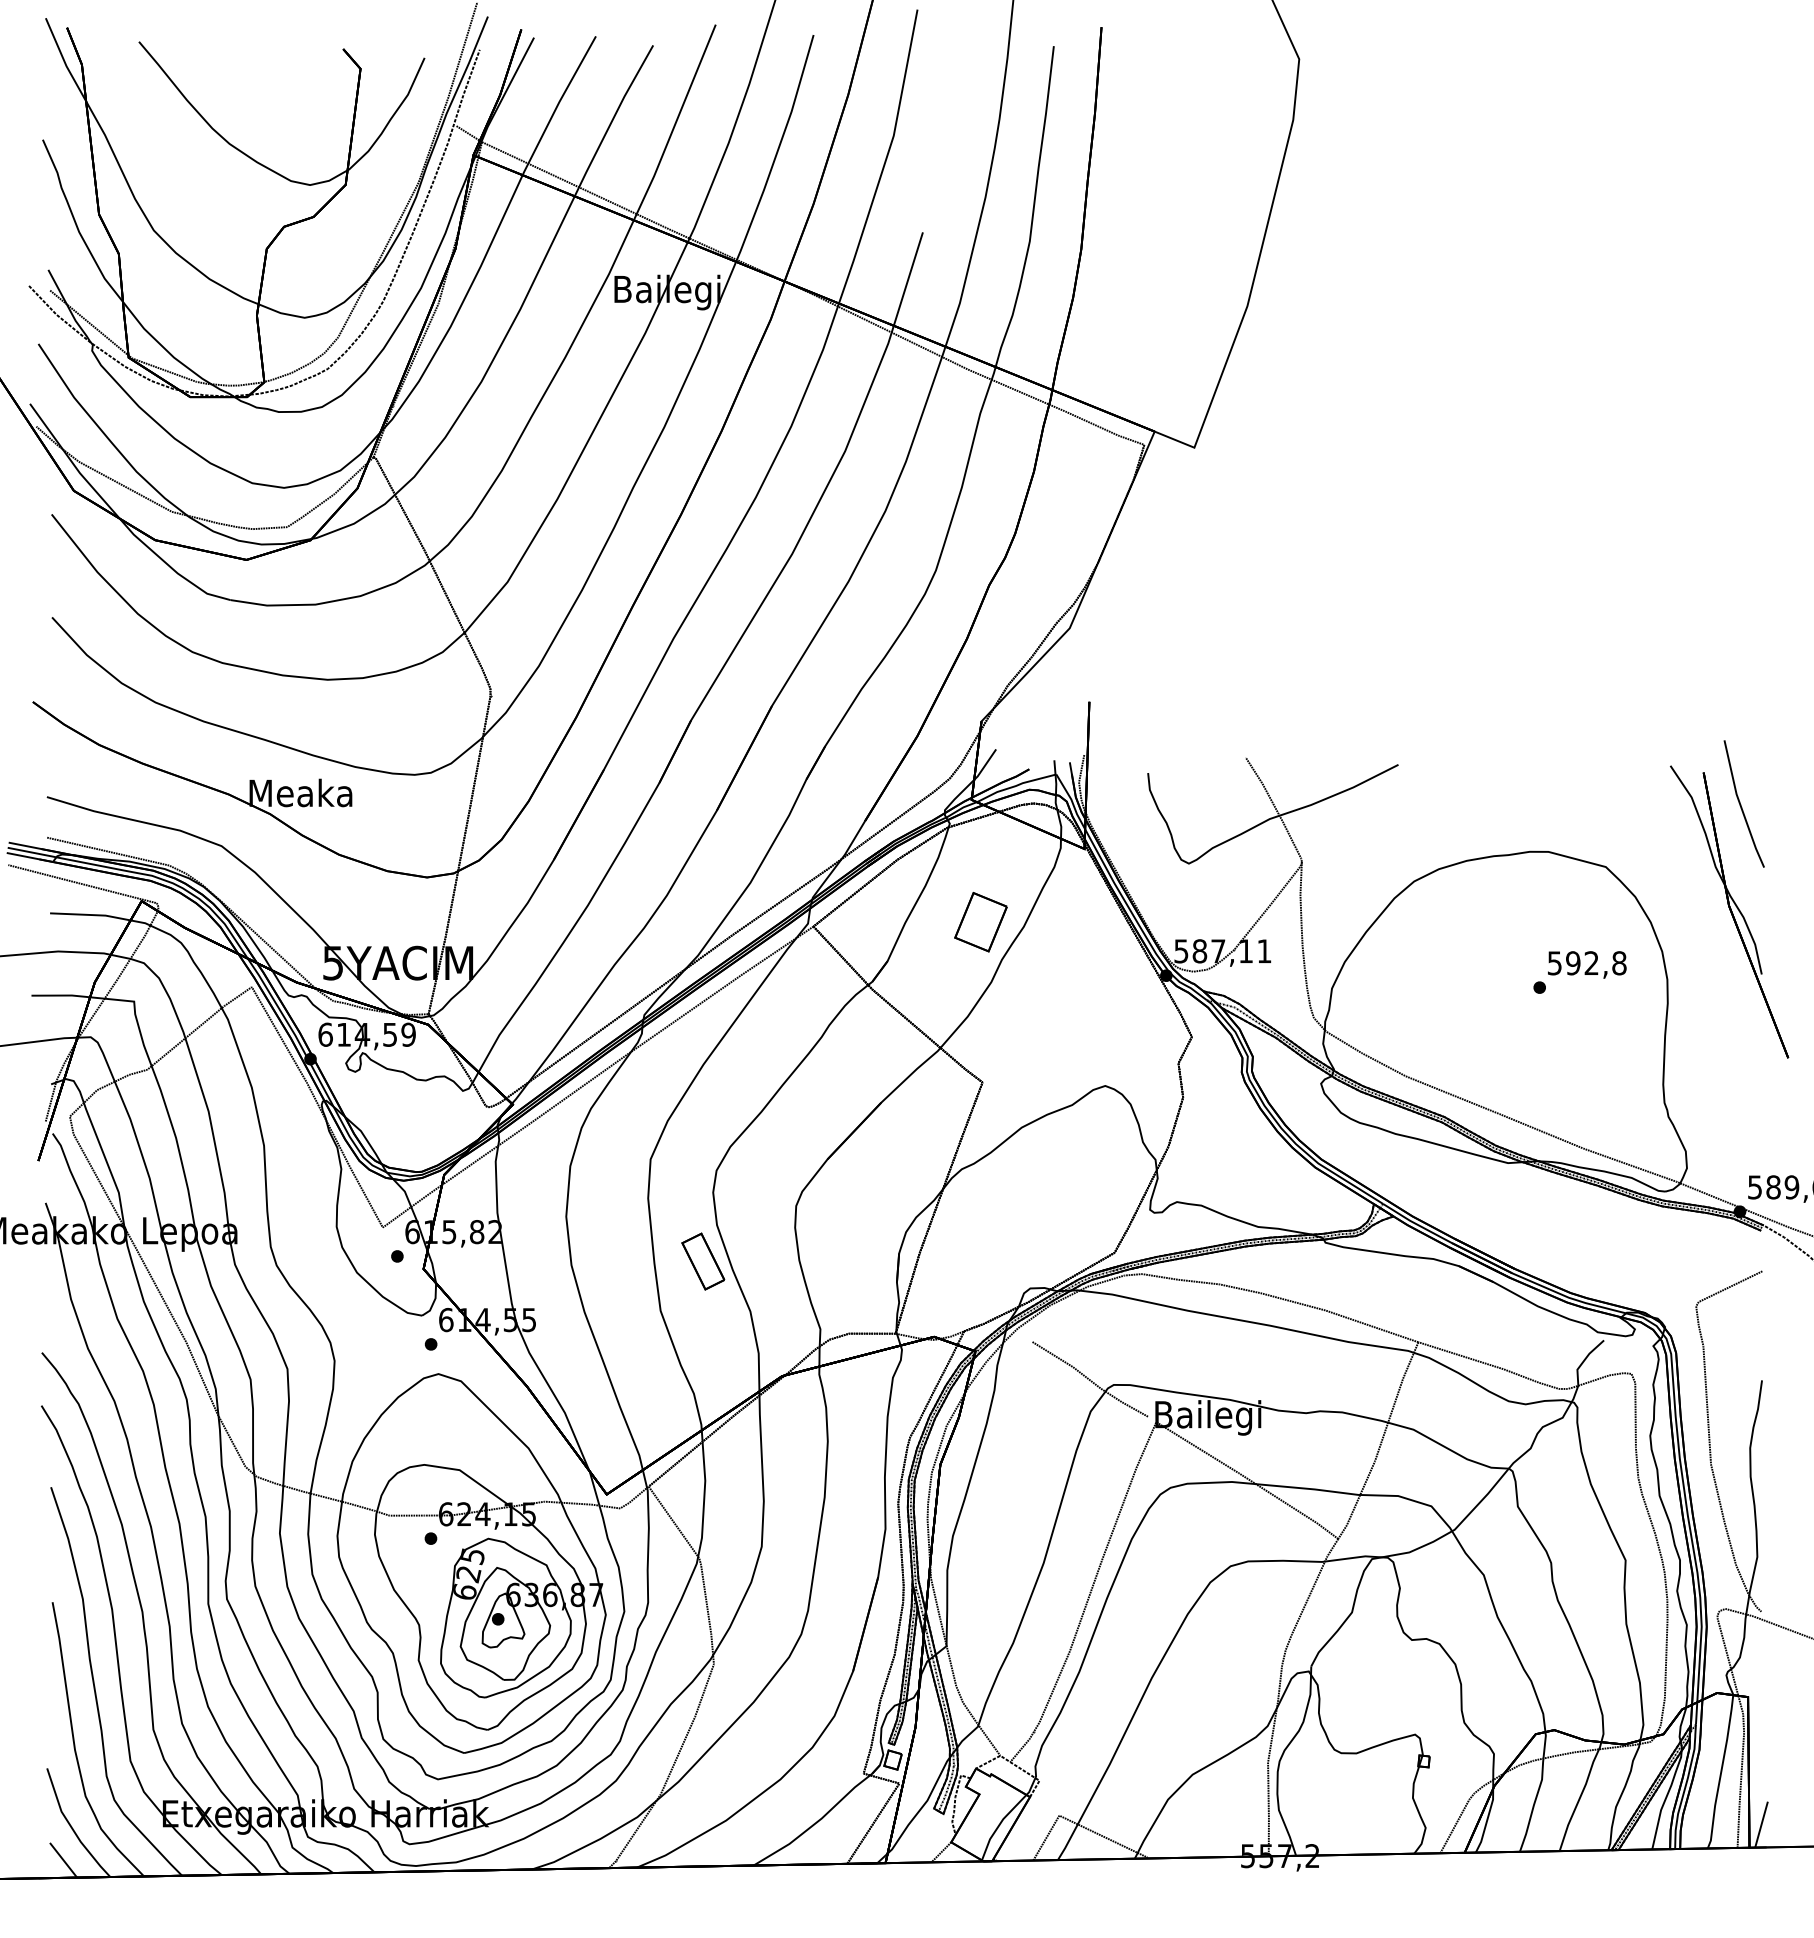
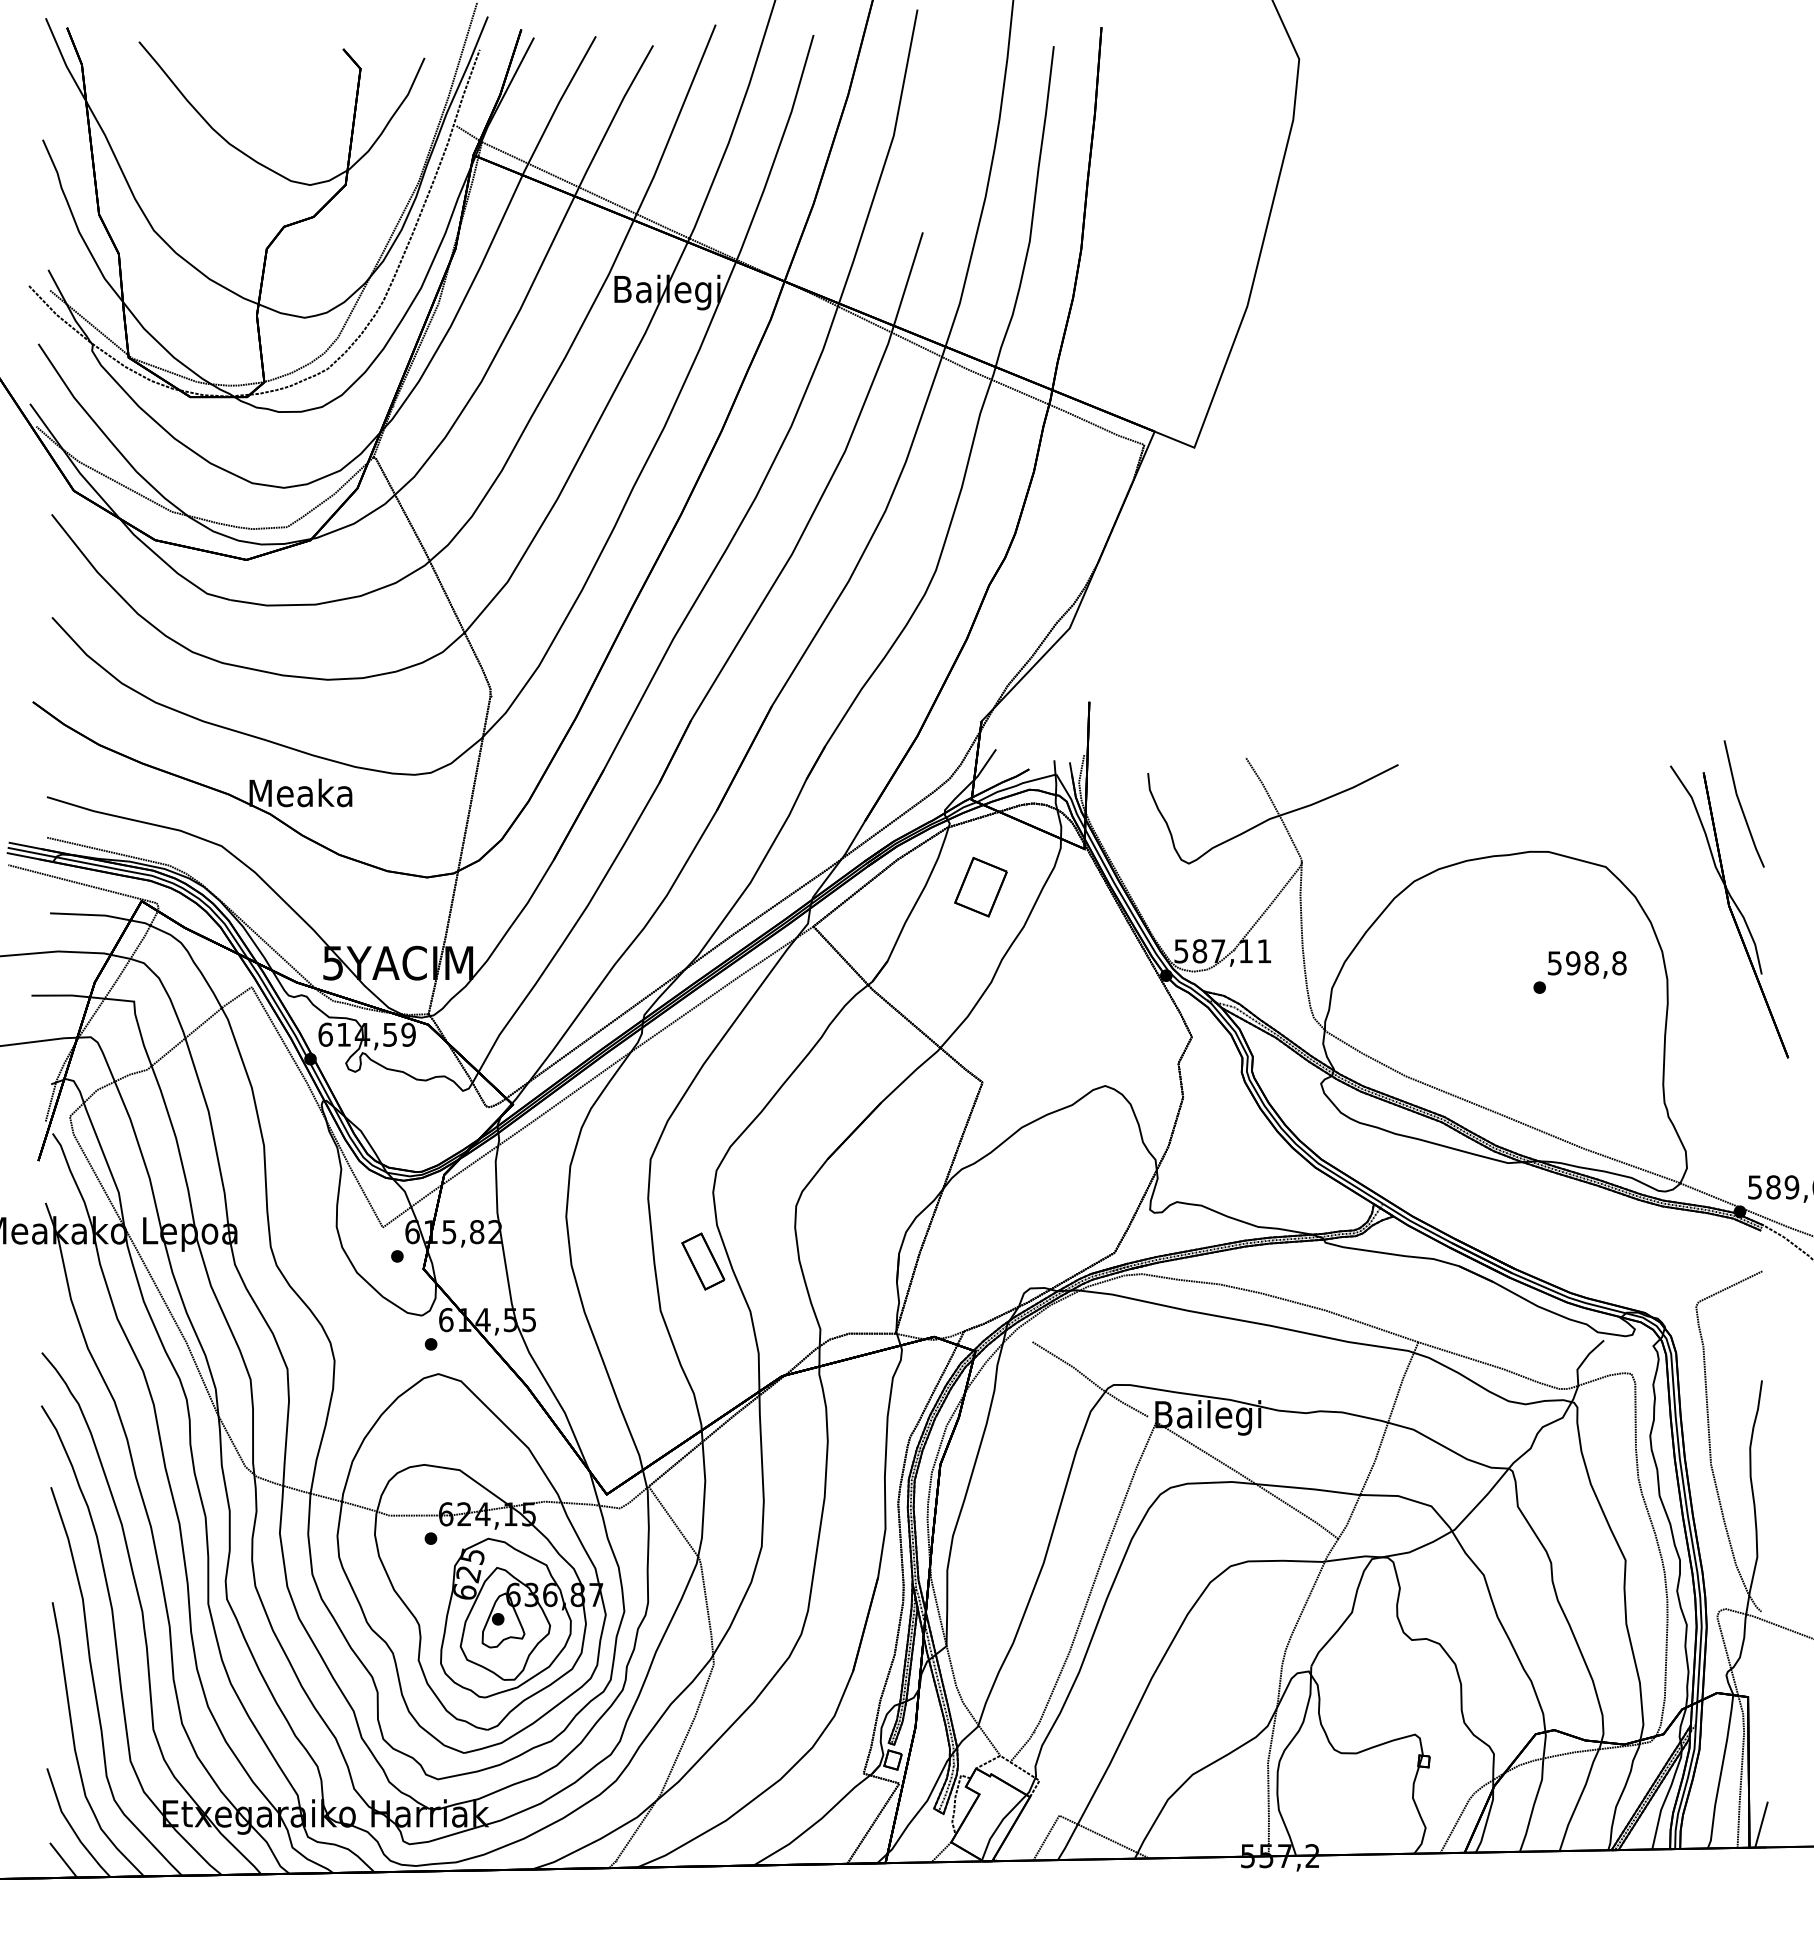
part position: (980, 922) -> (980, 887) (980, 887)
text: 592,8 -> 598,8 (1591, 963)
